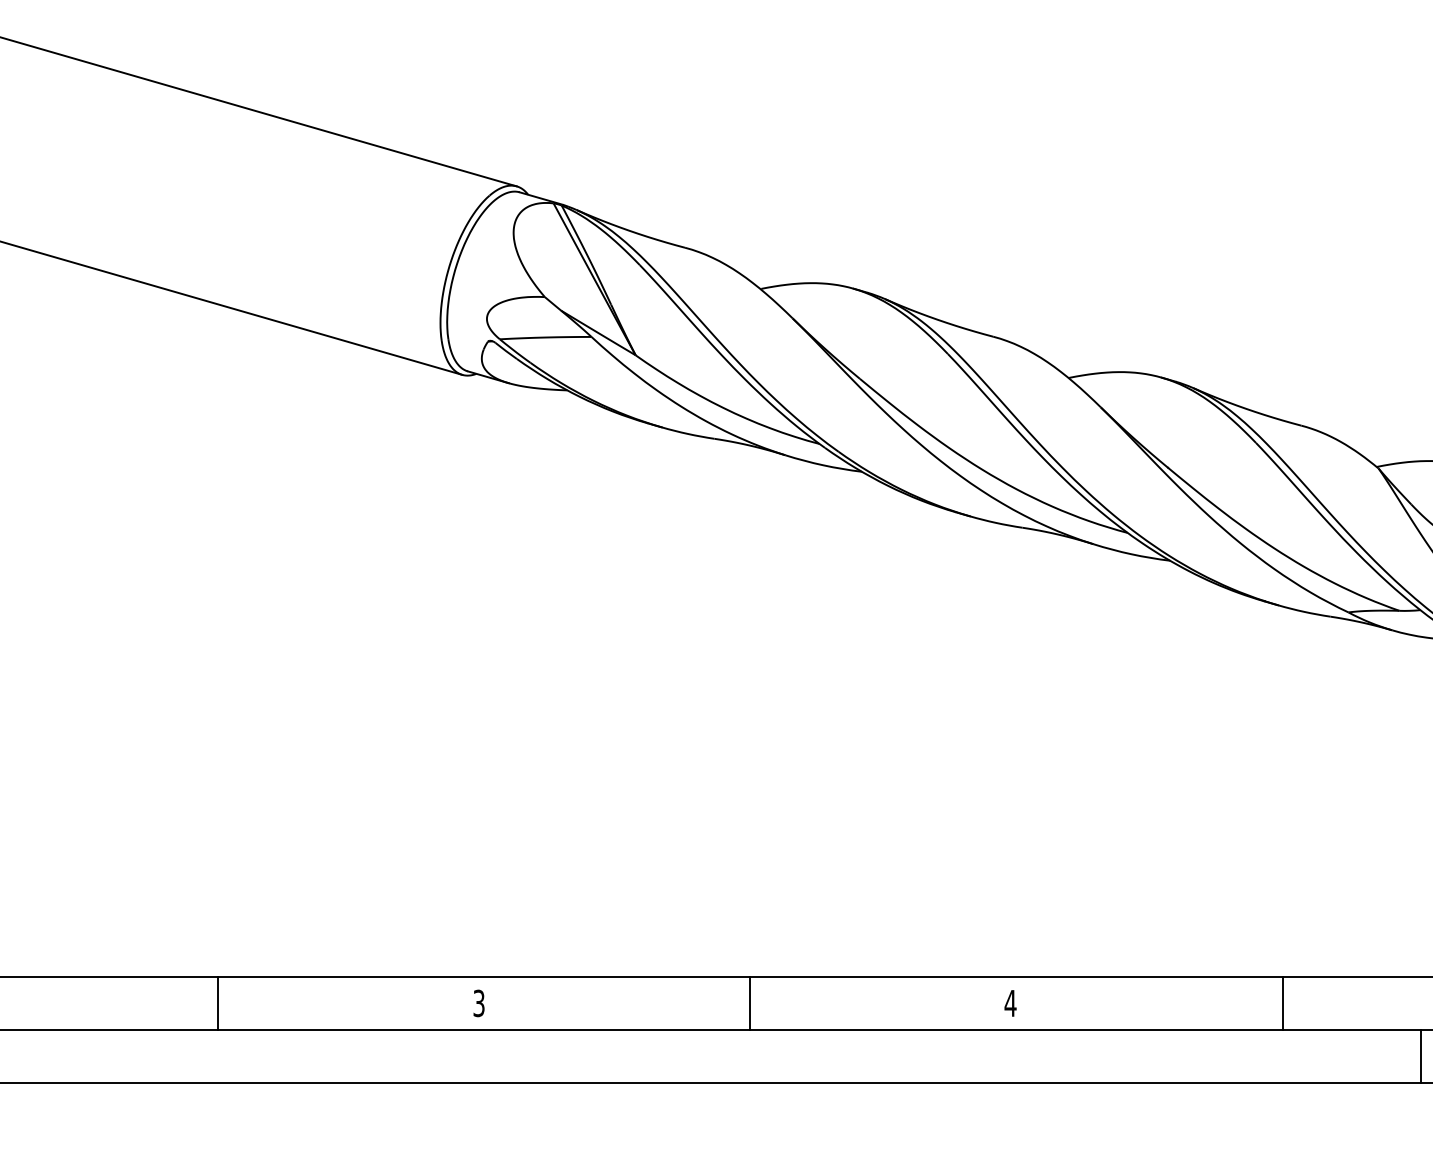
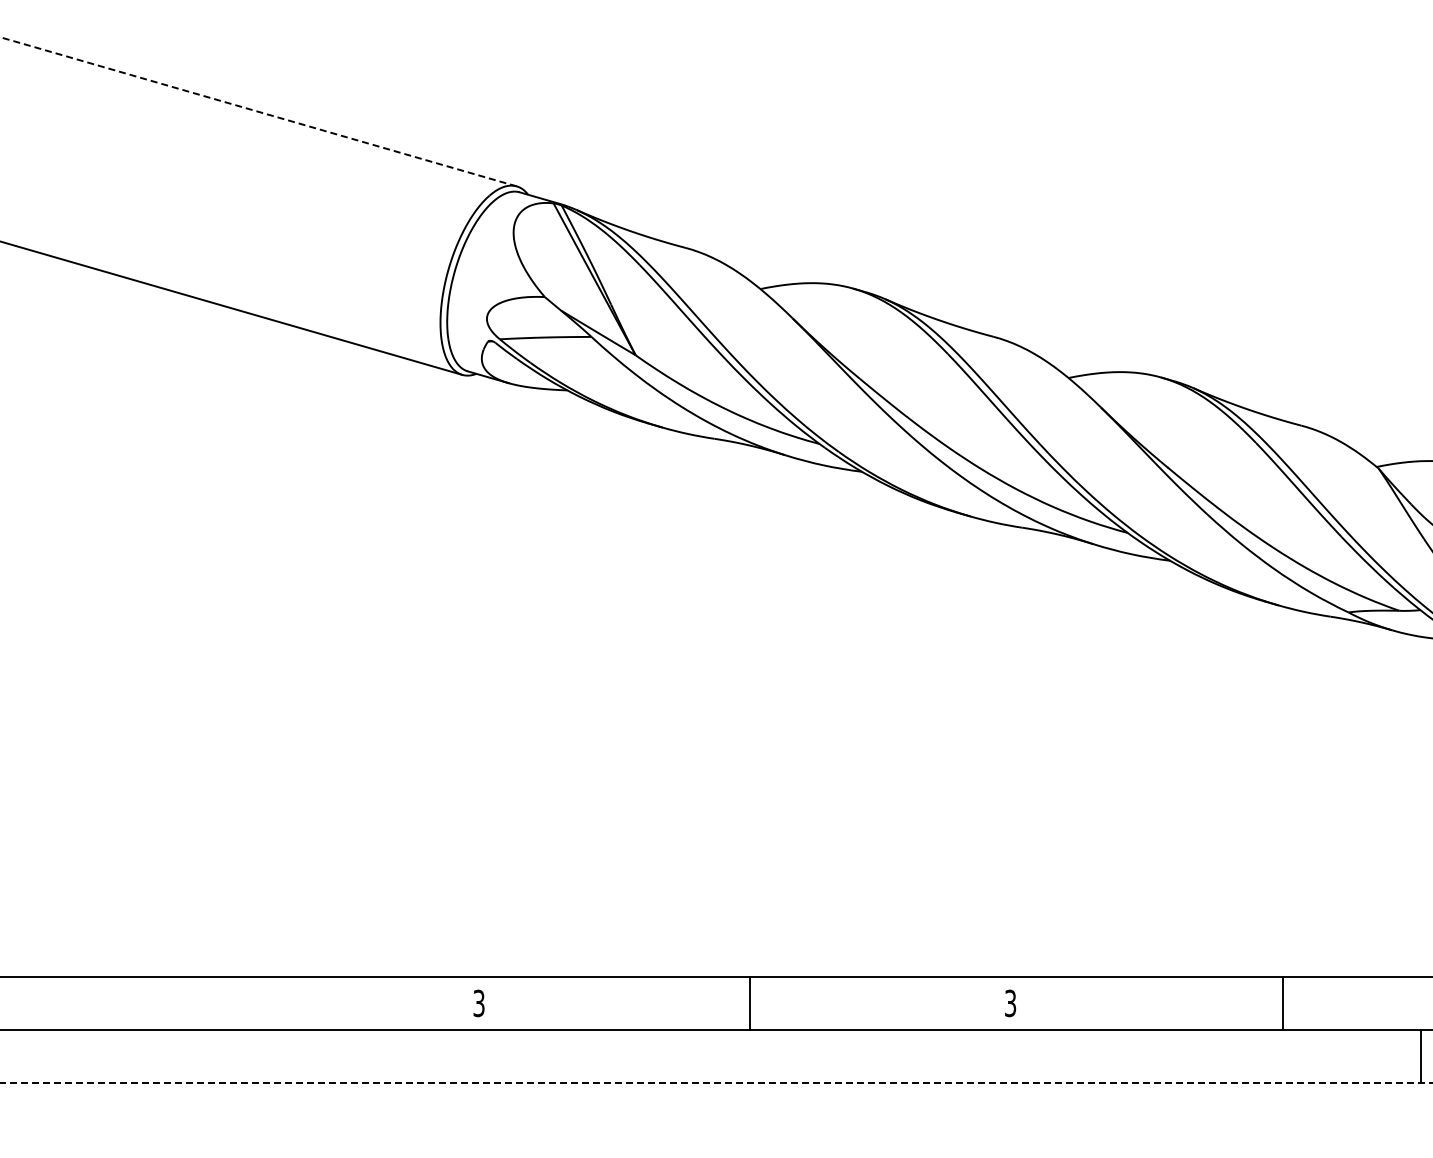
line: solid -> dashed (258, 111)
line: present -> none (217, 1003)
text: 4 -> 3 (1010, 1003)
line: solid -> dashed (716, 1083)
